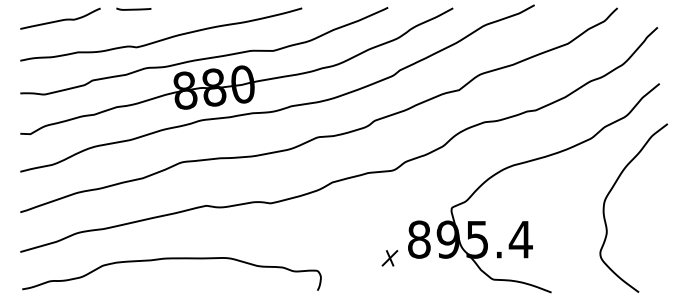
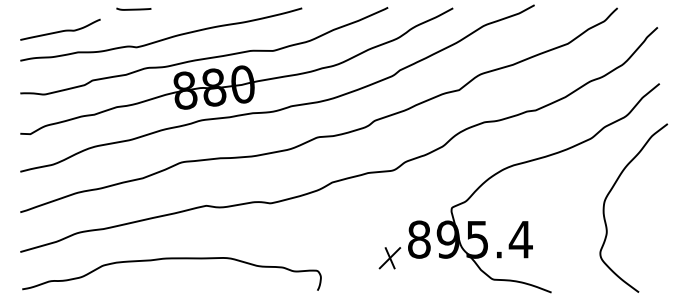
curve position: (60, 19) -> (60, 30) (60, 30)
part size: 18x17 px -> 24x23 px (389, 258)
